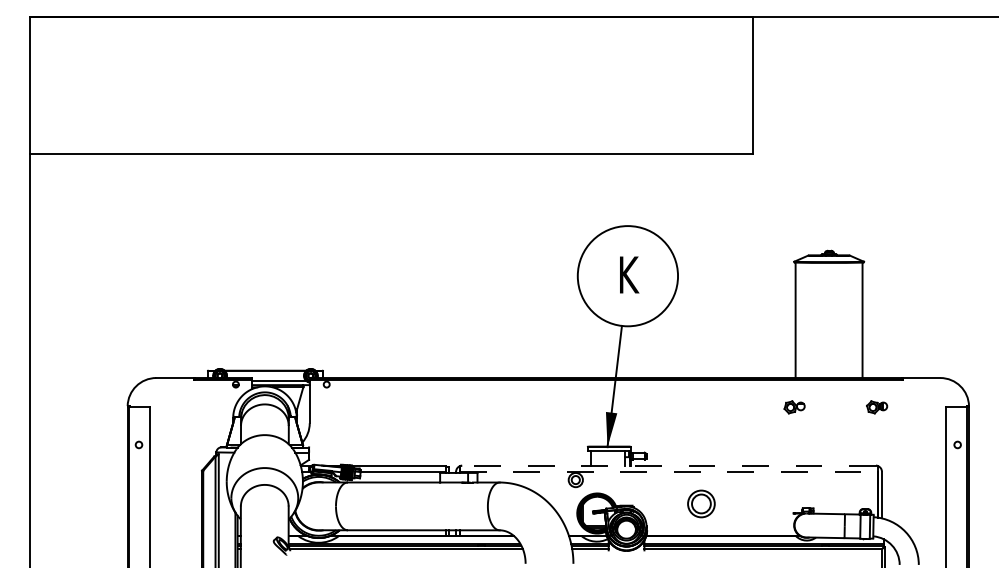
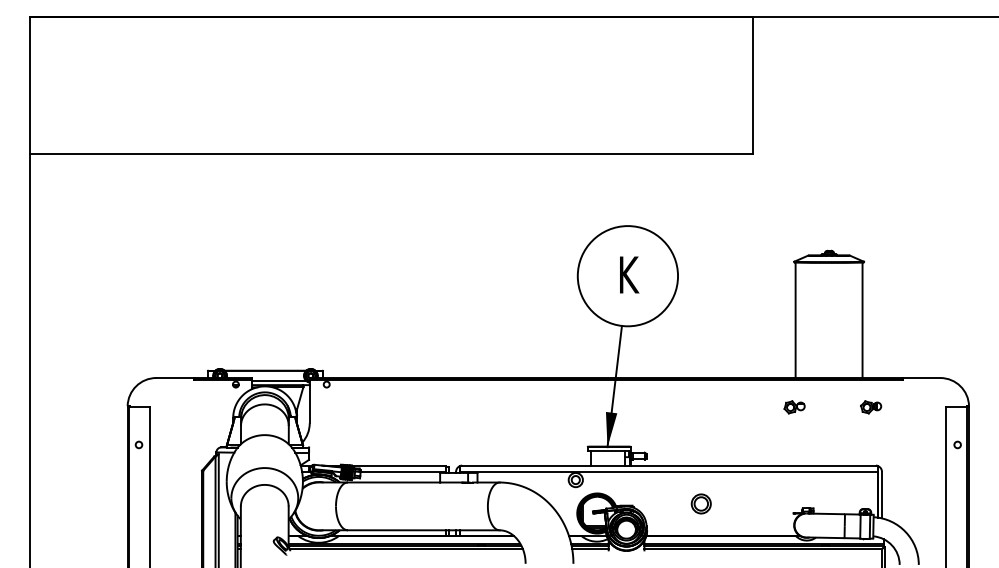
part position: (877, 407) -> (871, 407) (871, 407)
line: dashed -> solid (669, 465)
line: dashed -> solid (669, 471)
part size: 29x30 px -> 22x22 px (700, 503)
